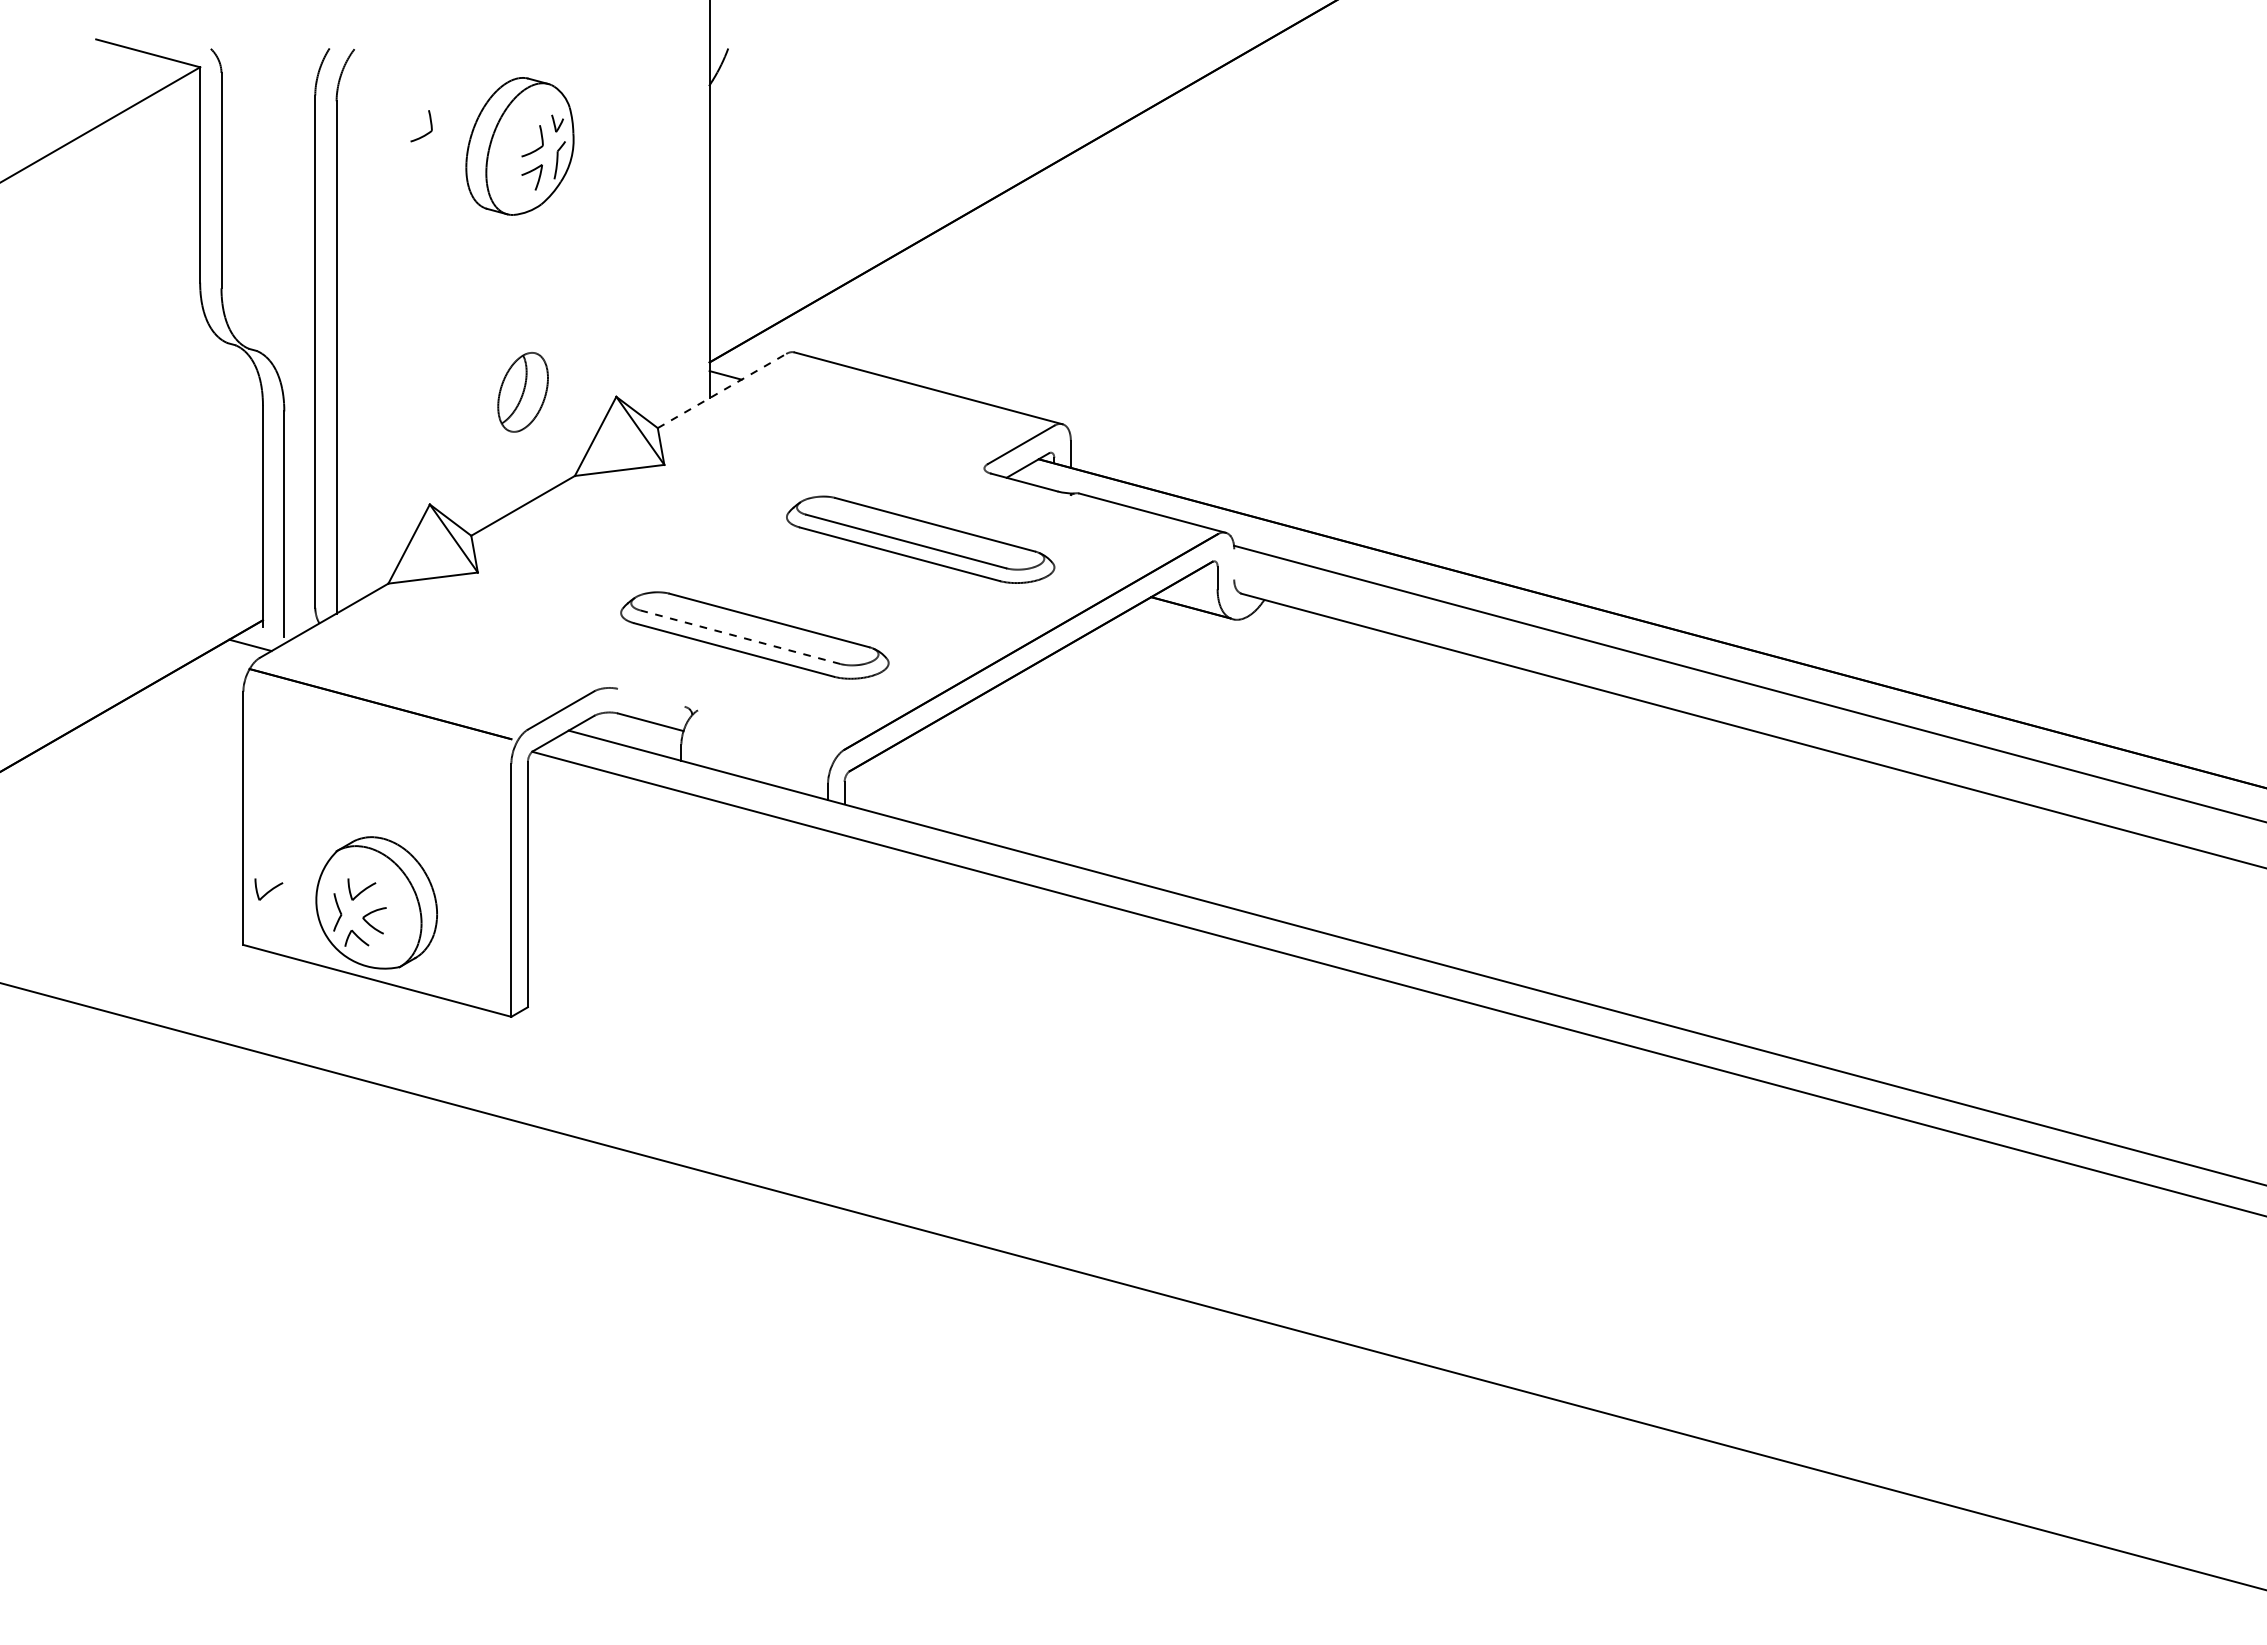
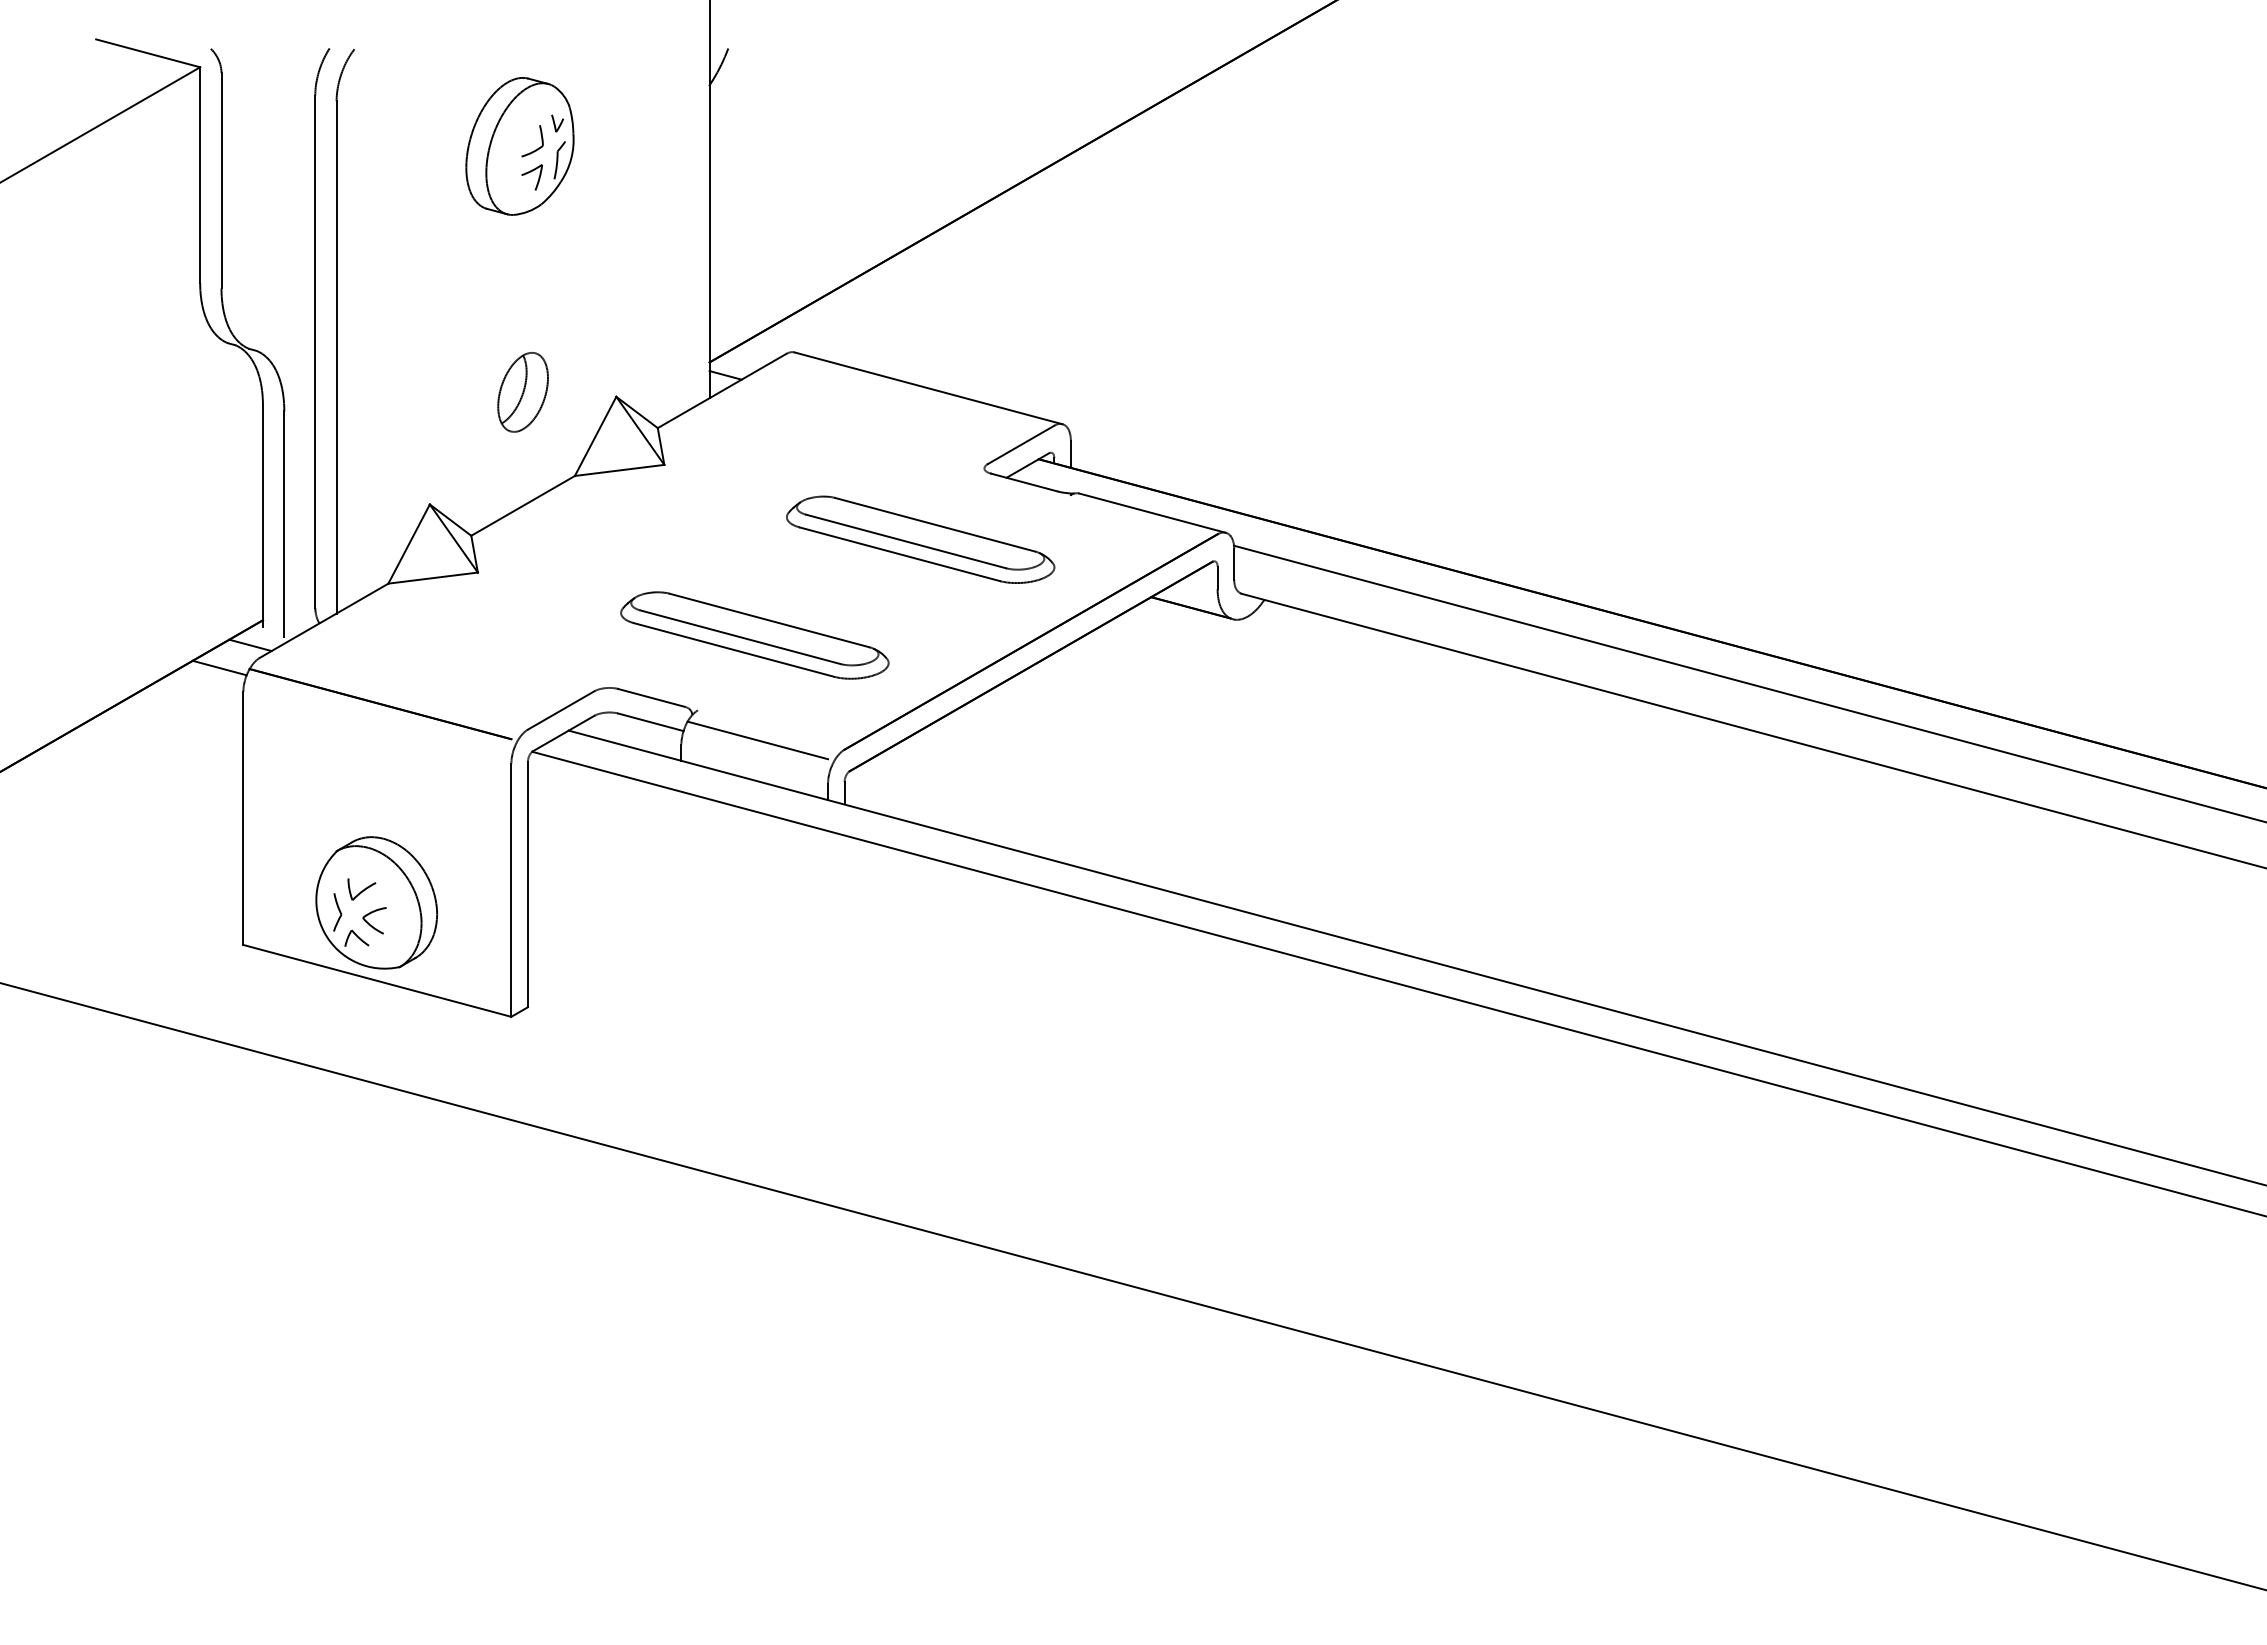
part: present -> none (427, 132)
line: dashed -> solid (722, 390)
line: none -> present (1234, 564)
line: dashed -> solid (740, 637)
line: none -> present (219, 667)
line: none -> present (650, 697)
line: none -> present (757, 740)
part: present -> none (268, 889)
